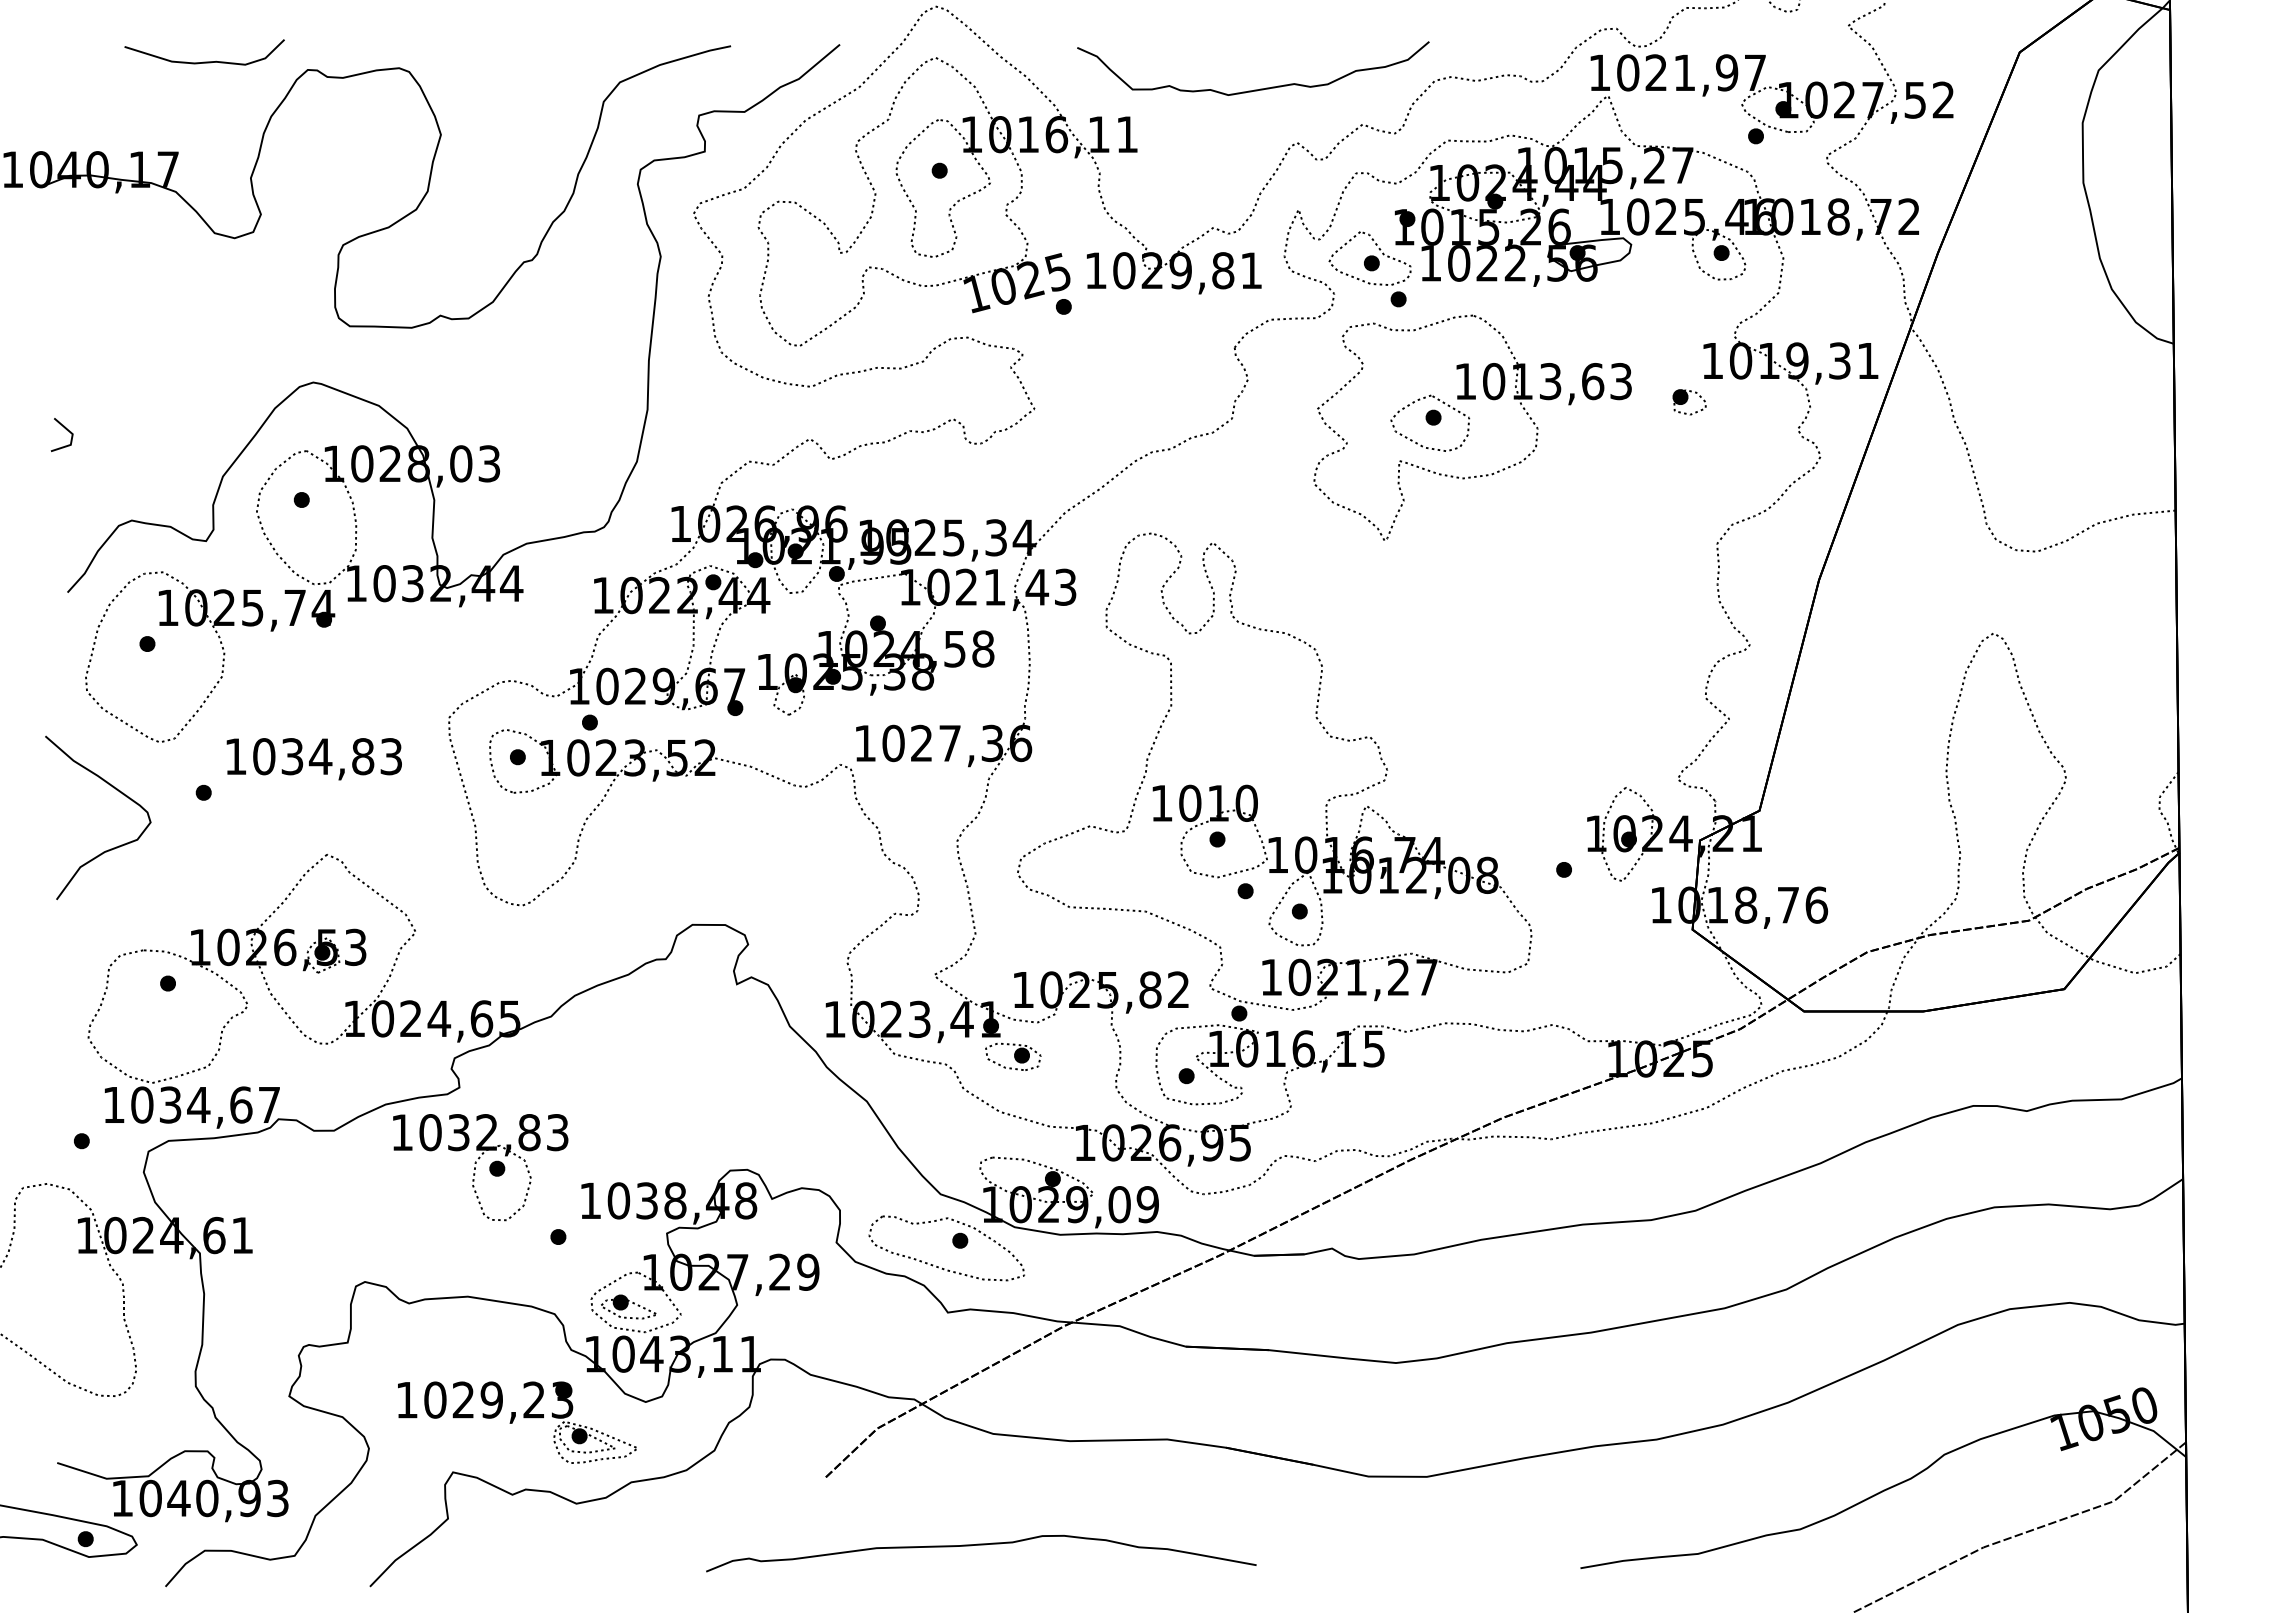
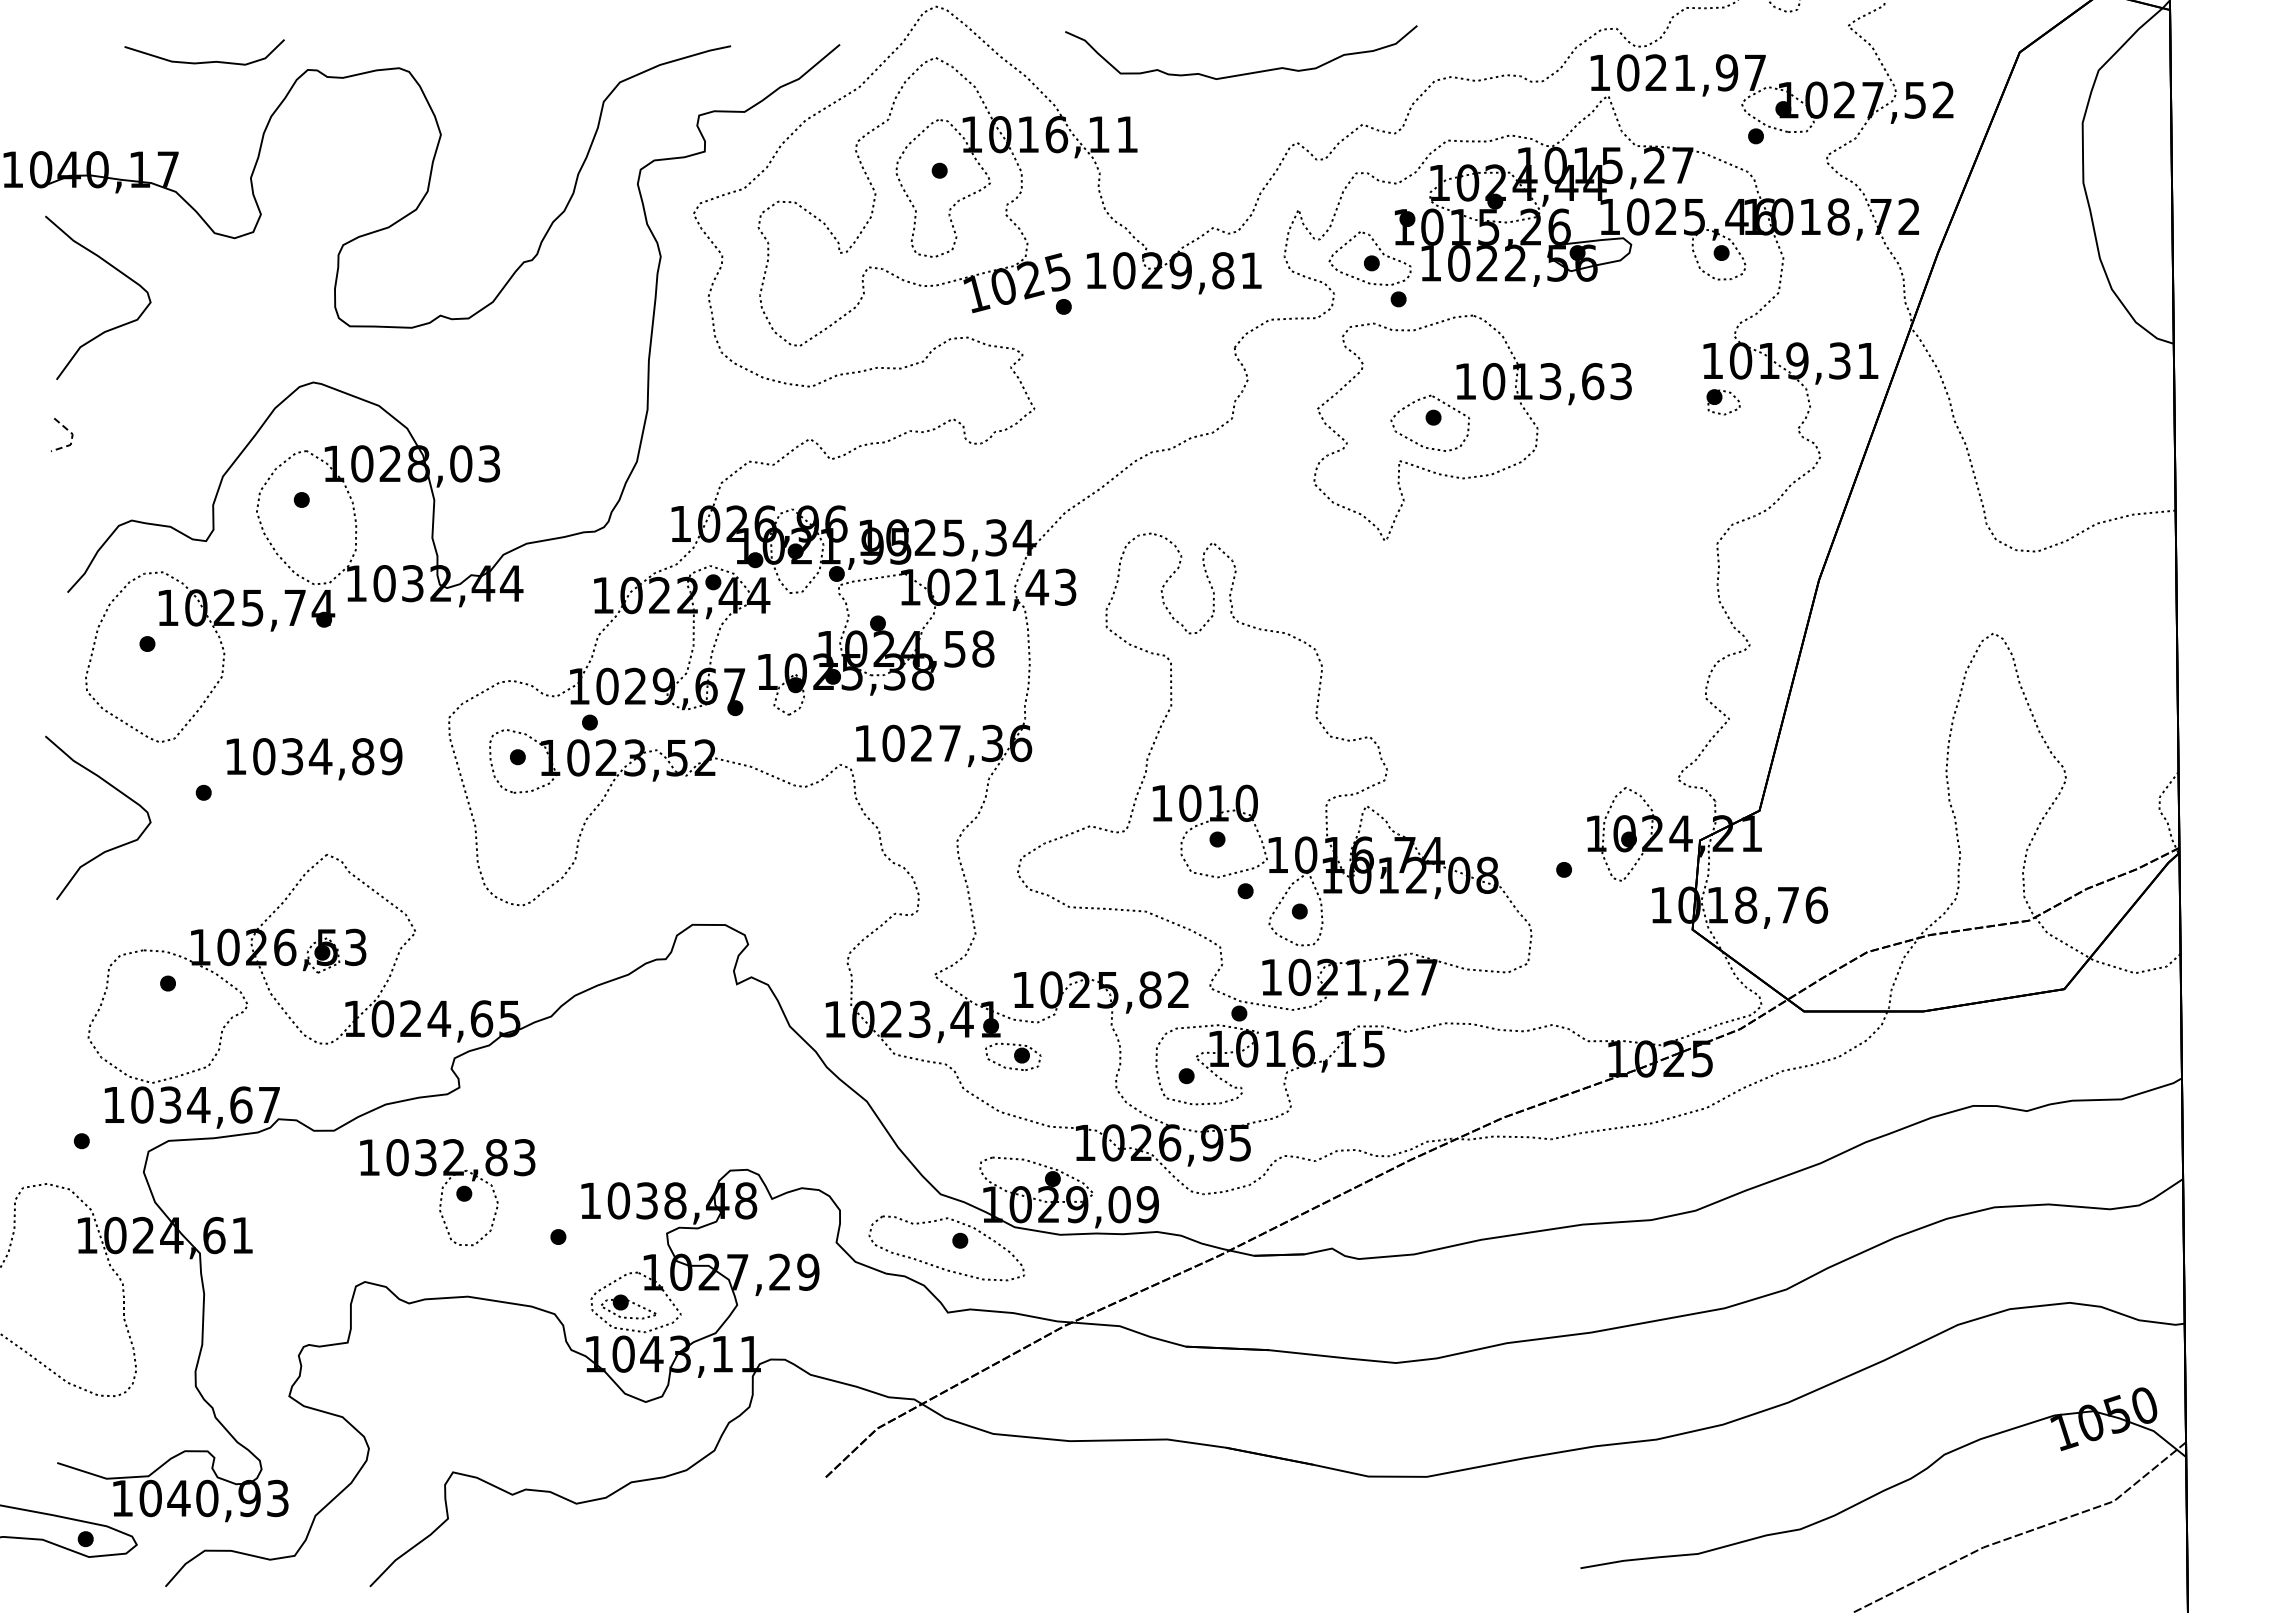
curve position: (1254, 89) -> (1242, 73) (1242, 73)
curve: none -> present (116, 270)
part position: (1689, 402) -> (1723, 402) (1723, 402)
line: solid -> dashed (72, 438)
text: 1034,83 -> 1034,89 (391, 756)
part position: (480, 1167) -> (447, 1192) (447, 1192)
part: present -> none (517, 1422)
curve: present -> none (981, 1545)
